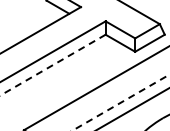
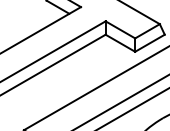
line: dashed -> solid (52, 65)
line: dashed -> solid (120, 103)
